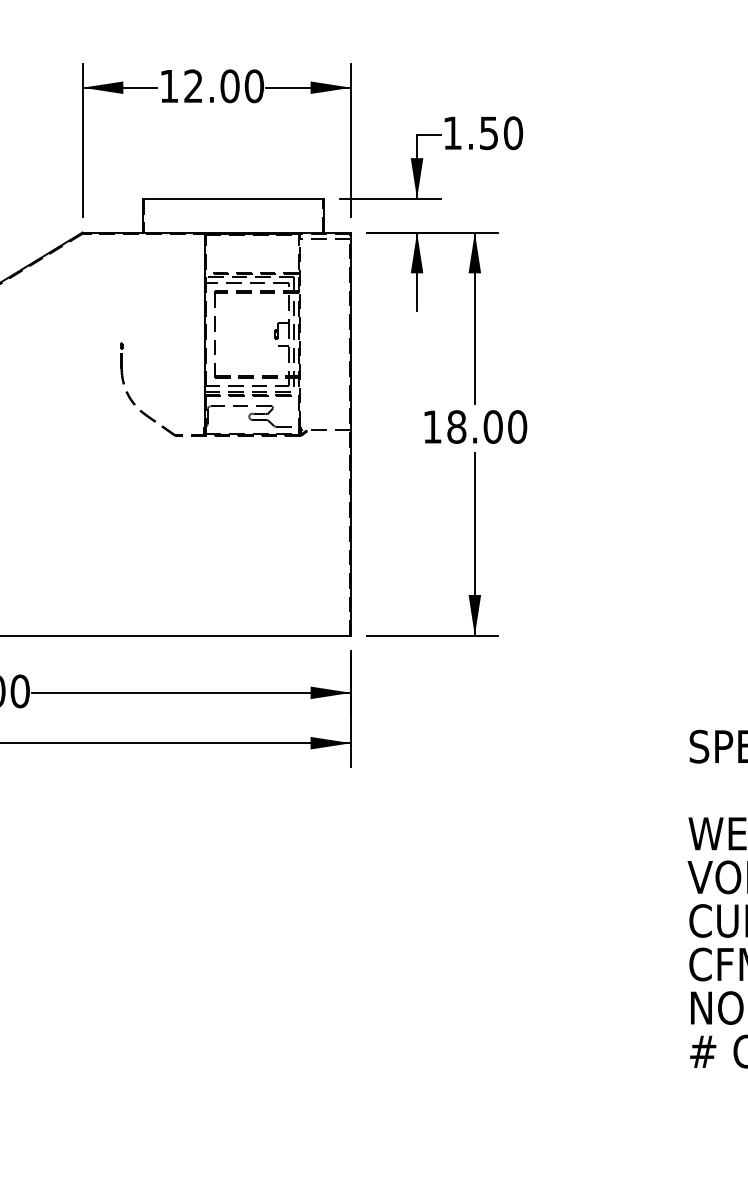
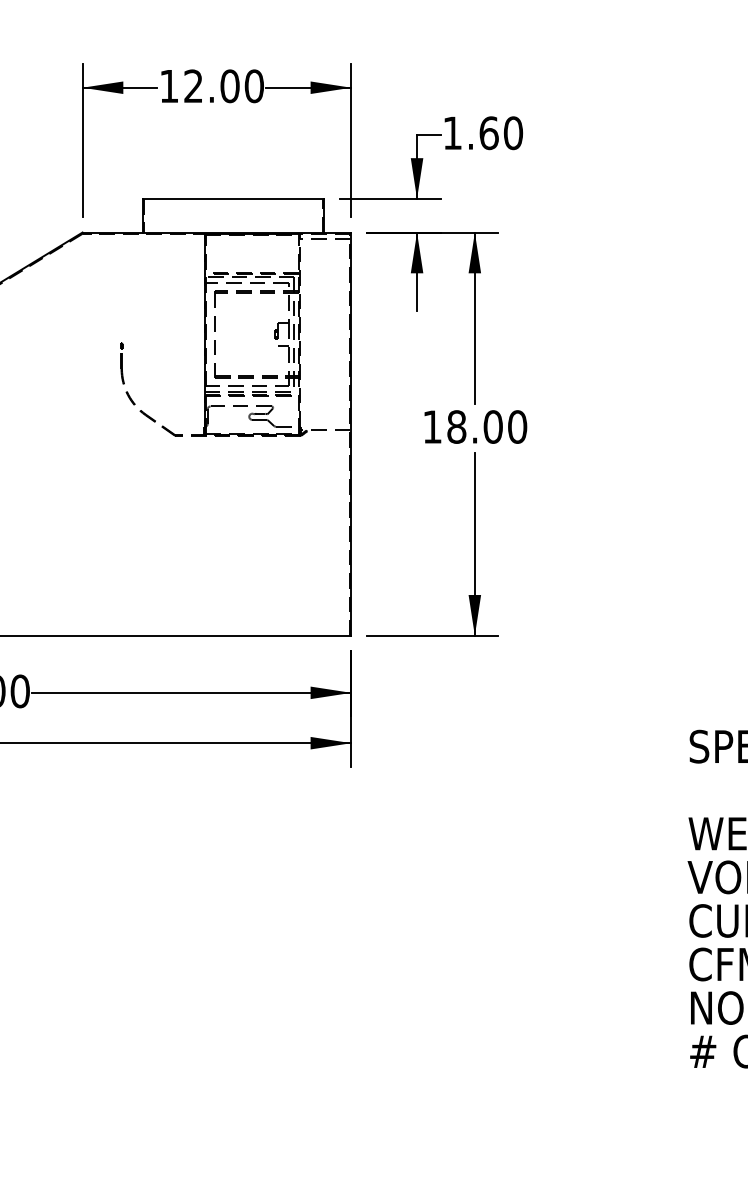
text: 1.50 -> 1.60 (488, 133)
